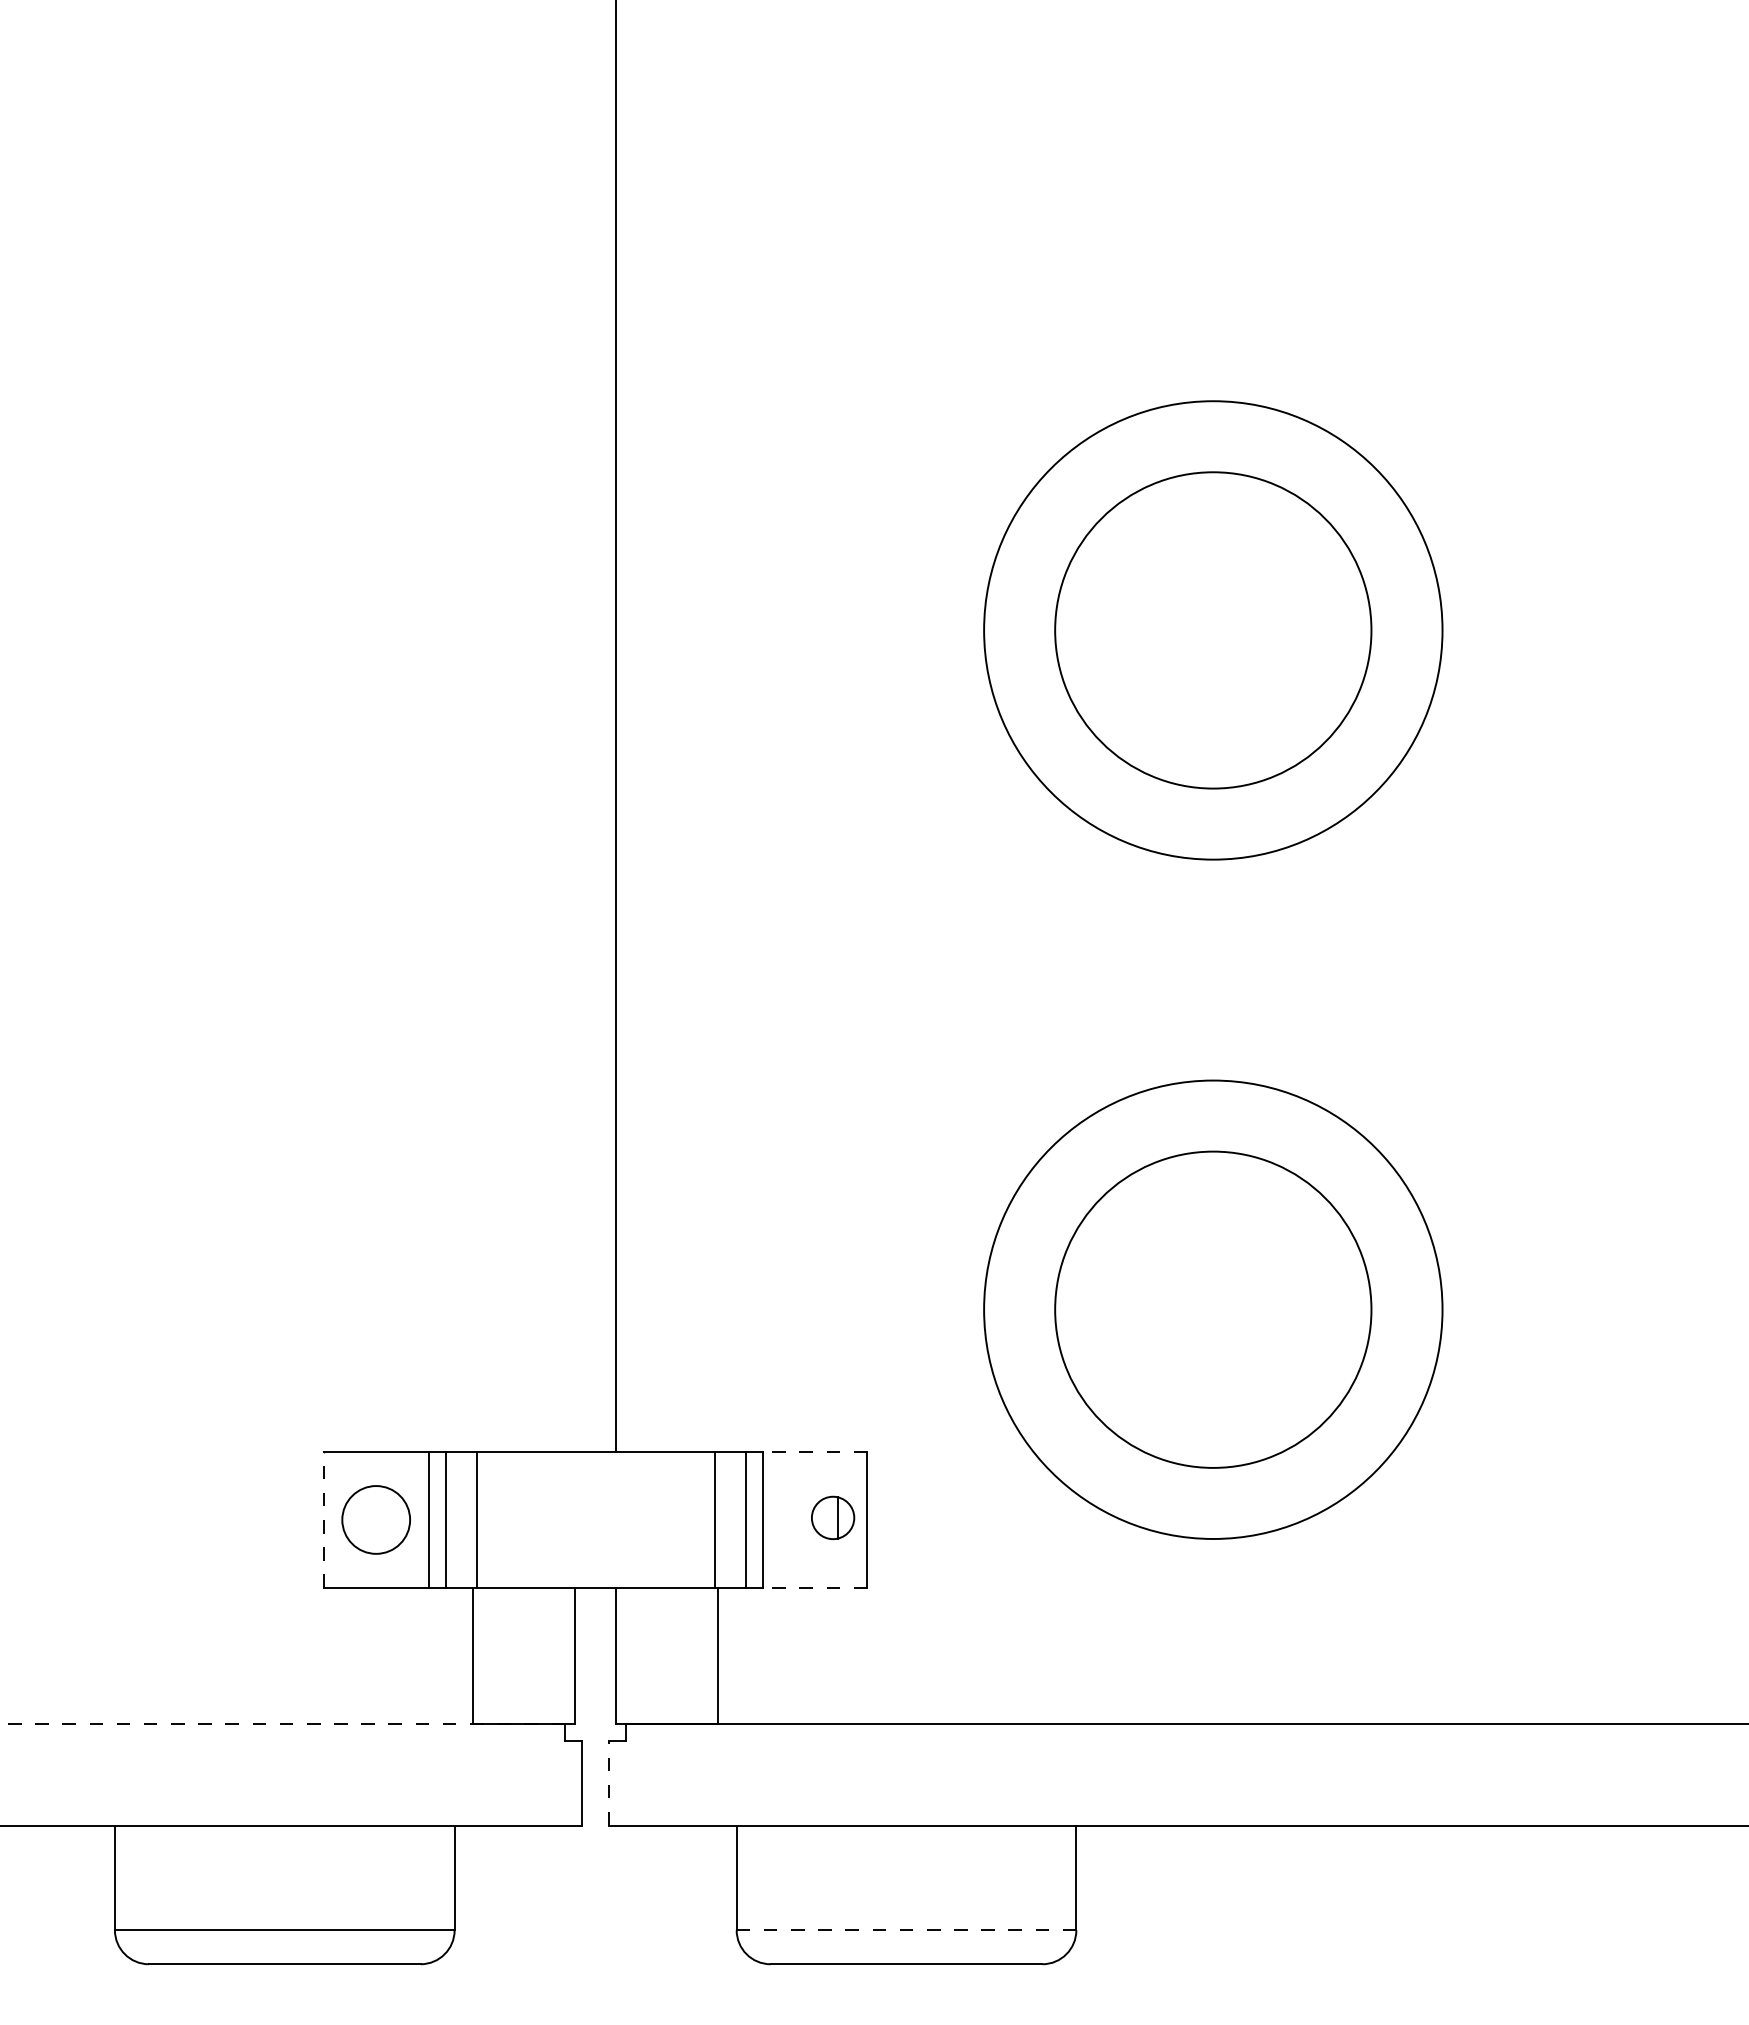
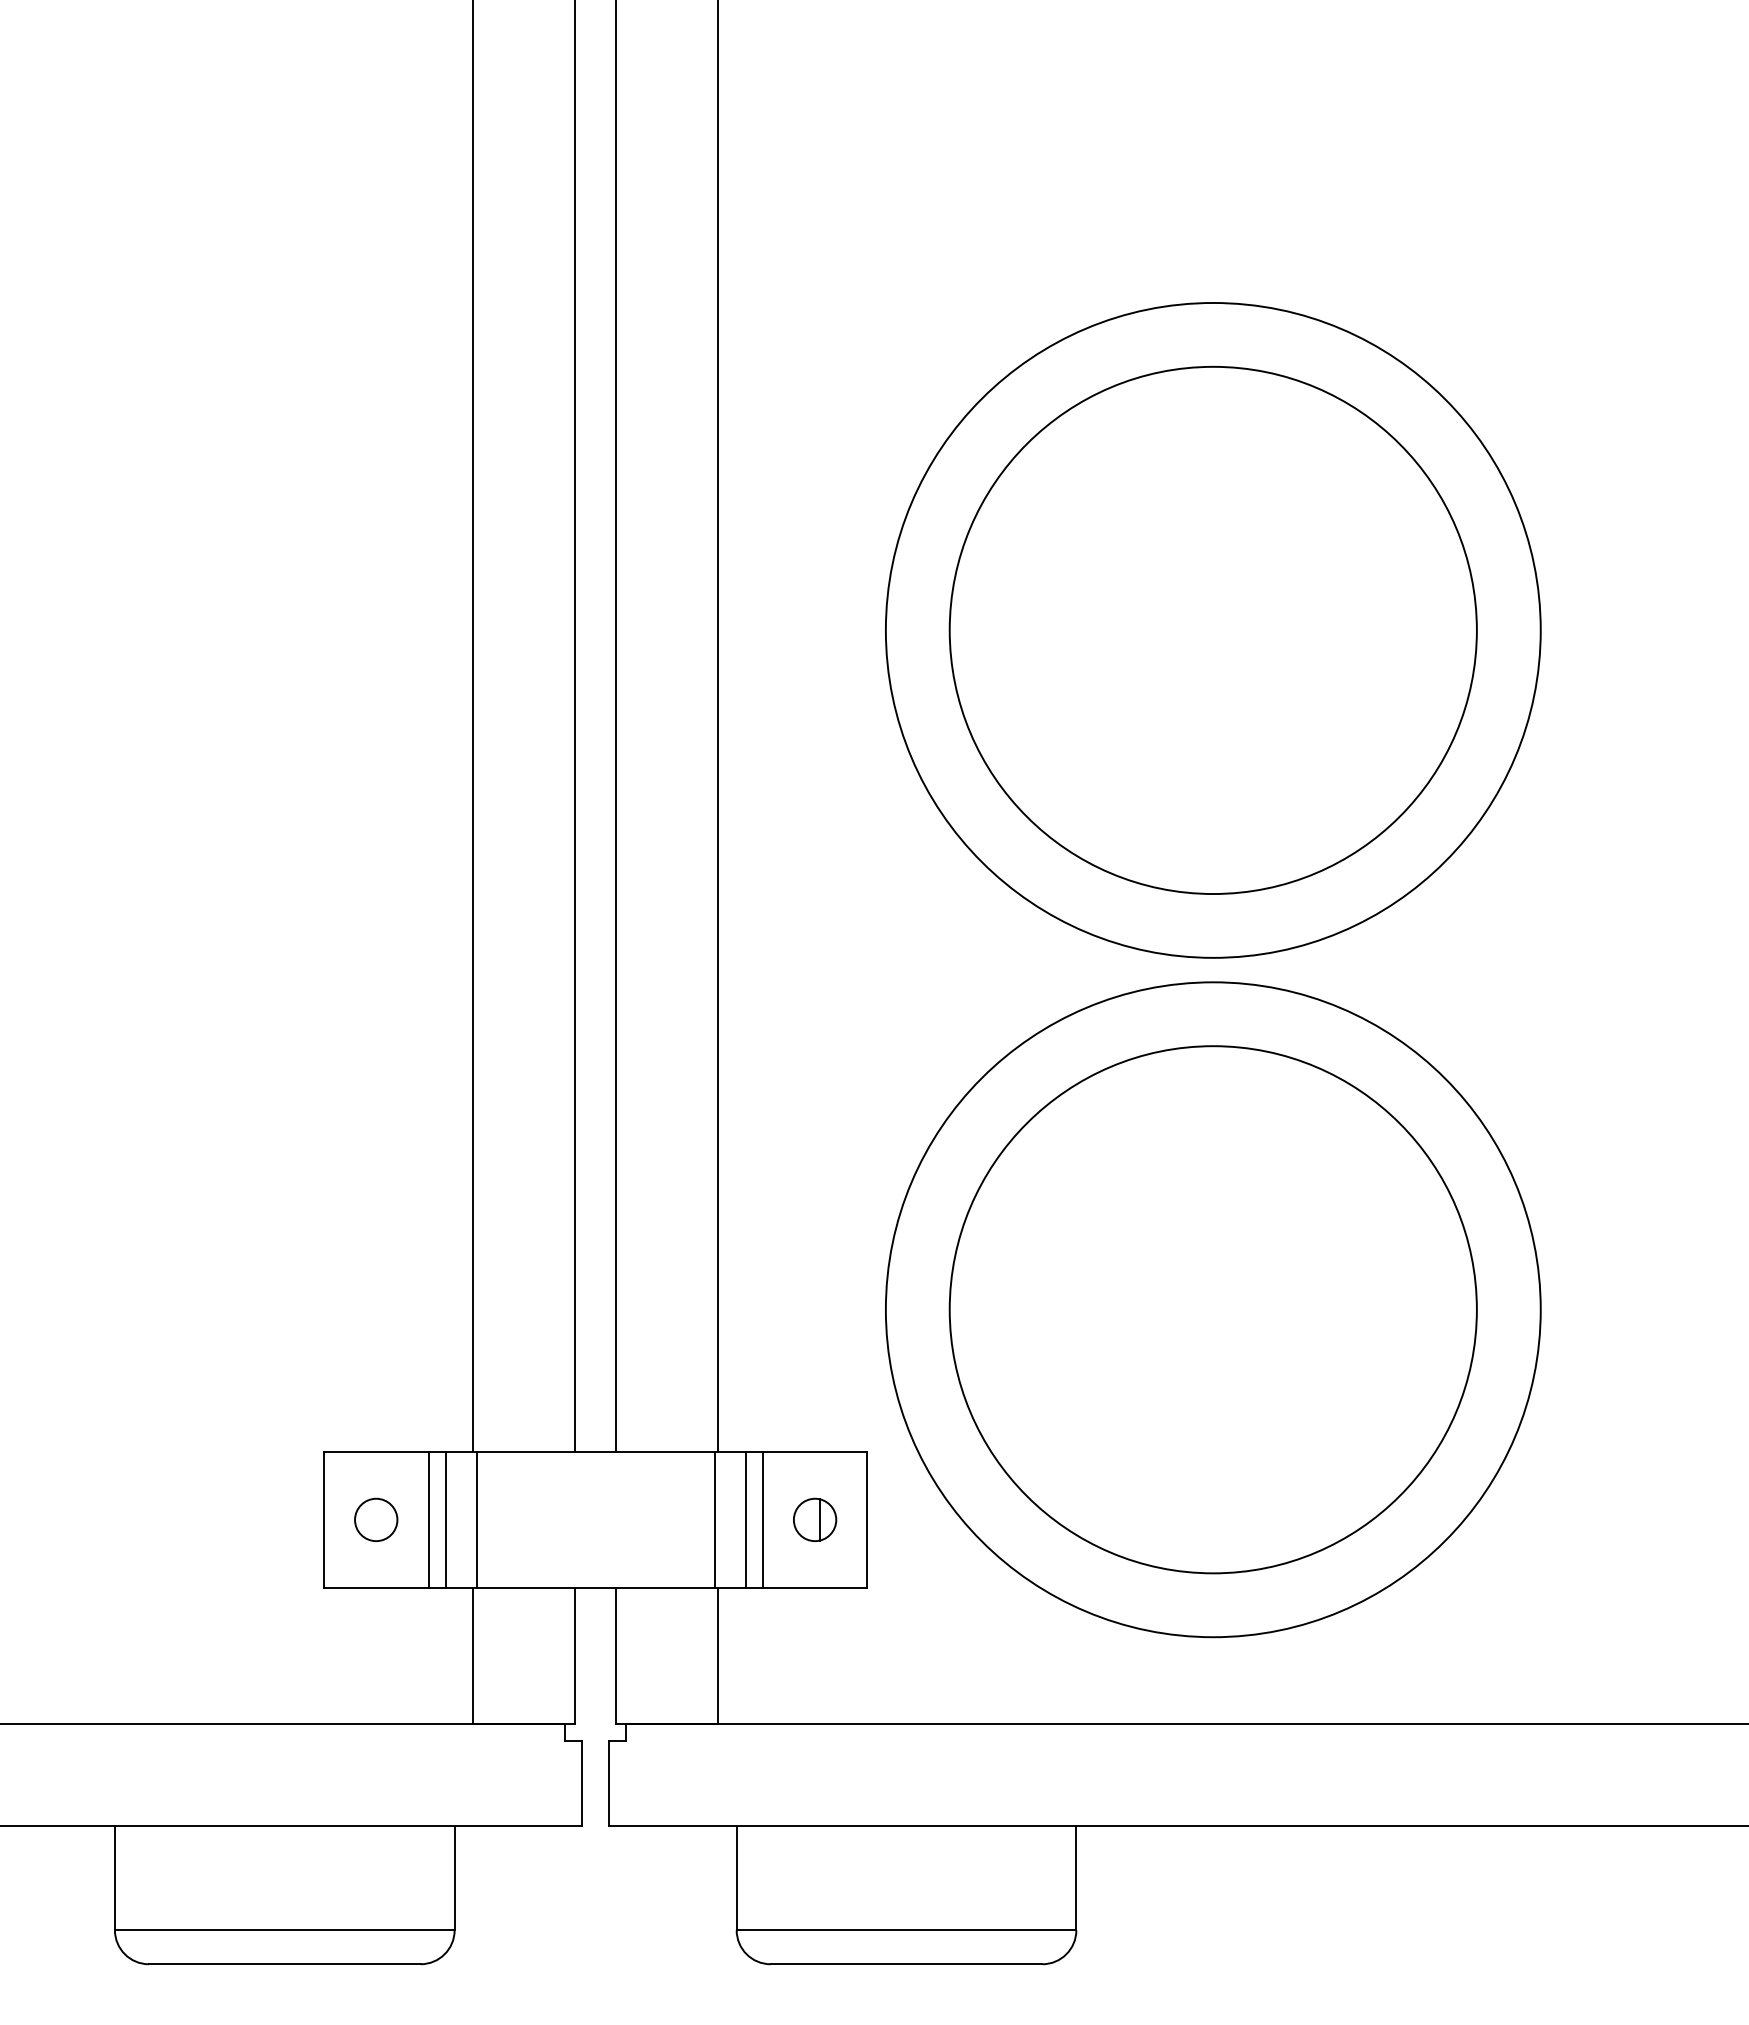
circle diameter: 316 px -> 527 px (1212, 630)
circle diameter: 458 px -> 655 px (1212, 629)
line: none -> present (473, 727)
line: none -> present (575, 727)
line: none -> present (717, 727)
circle diameter: 316 px -> 527 px (1212, 1309)
circle diameter: 458 px -> 655 px (1212, 1309)
line: dashed -> solid (814, 1452)
part position: (833, 1517) -> (815, 1519) (815, 1519)
line: dashed -> solid (323, 1519)
circle diameter: 68 px -> 42 px (376, 1519)
line: dashed -> solid (814, 1587)
line: dashed -> solid (283, 1723)
line: dashed -> solid (609, 1782)
line: dashed -> solid (906, 1930)
